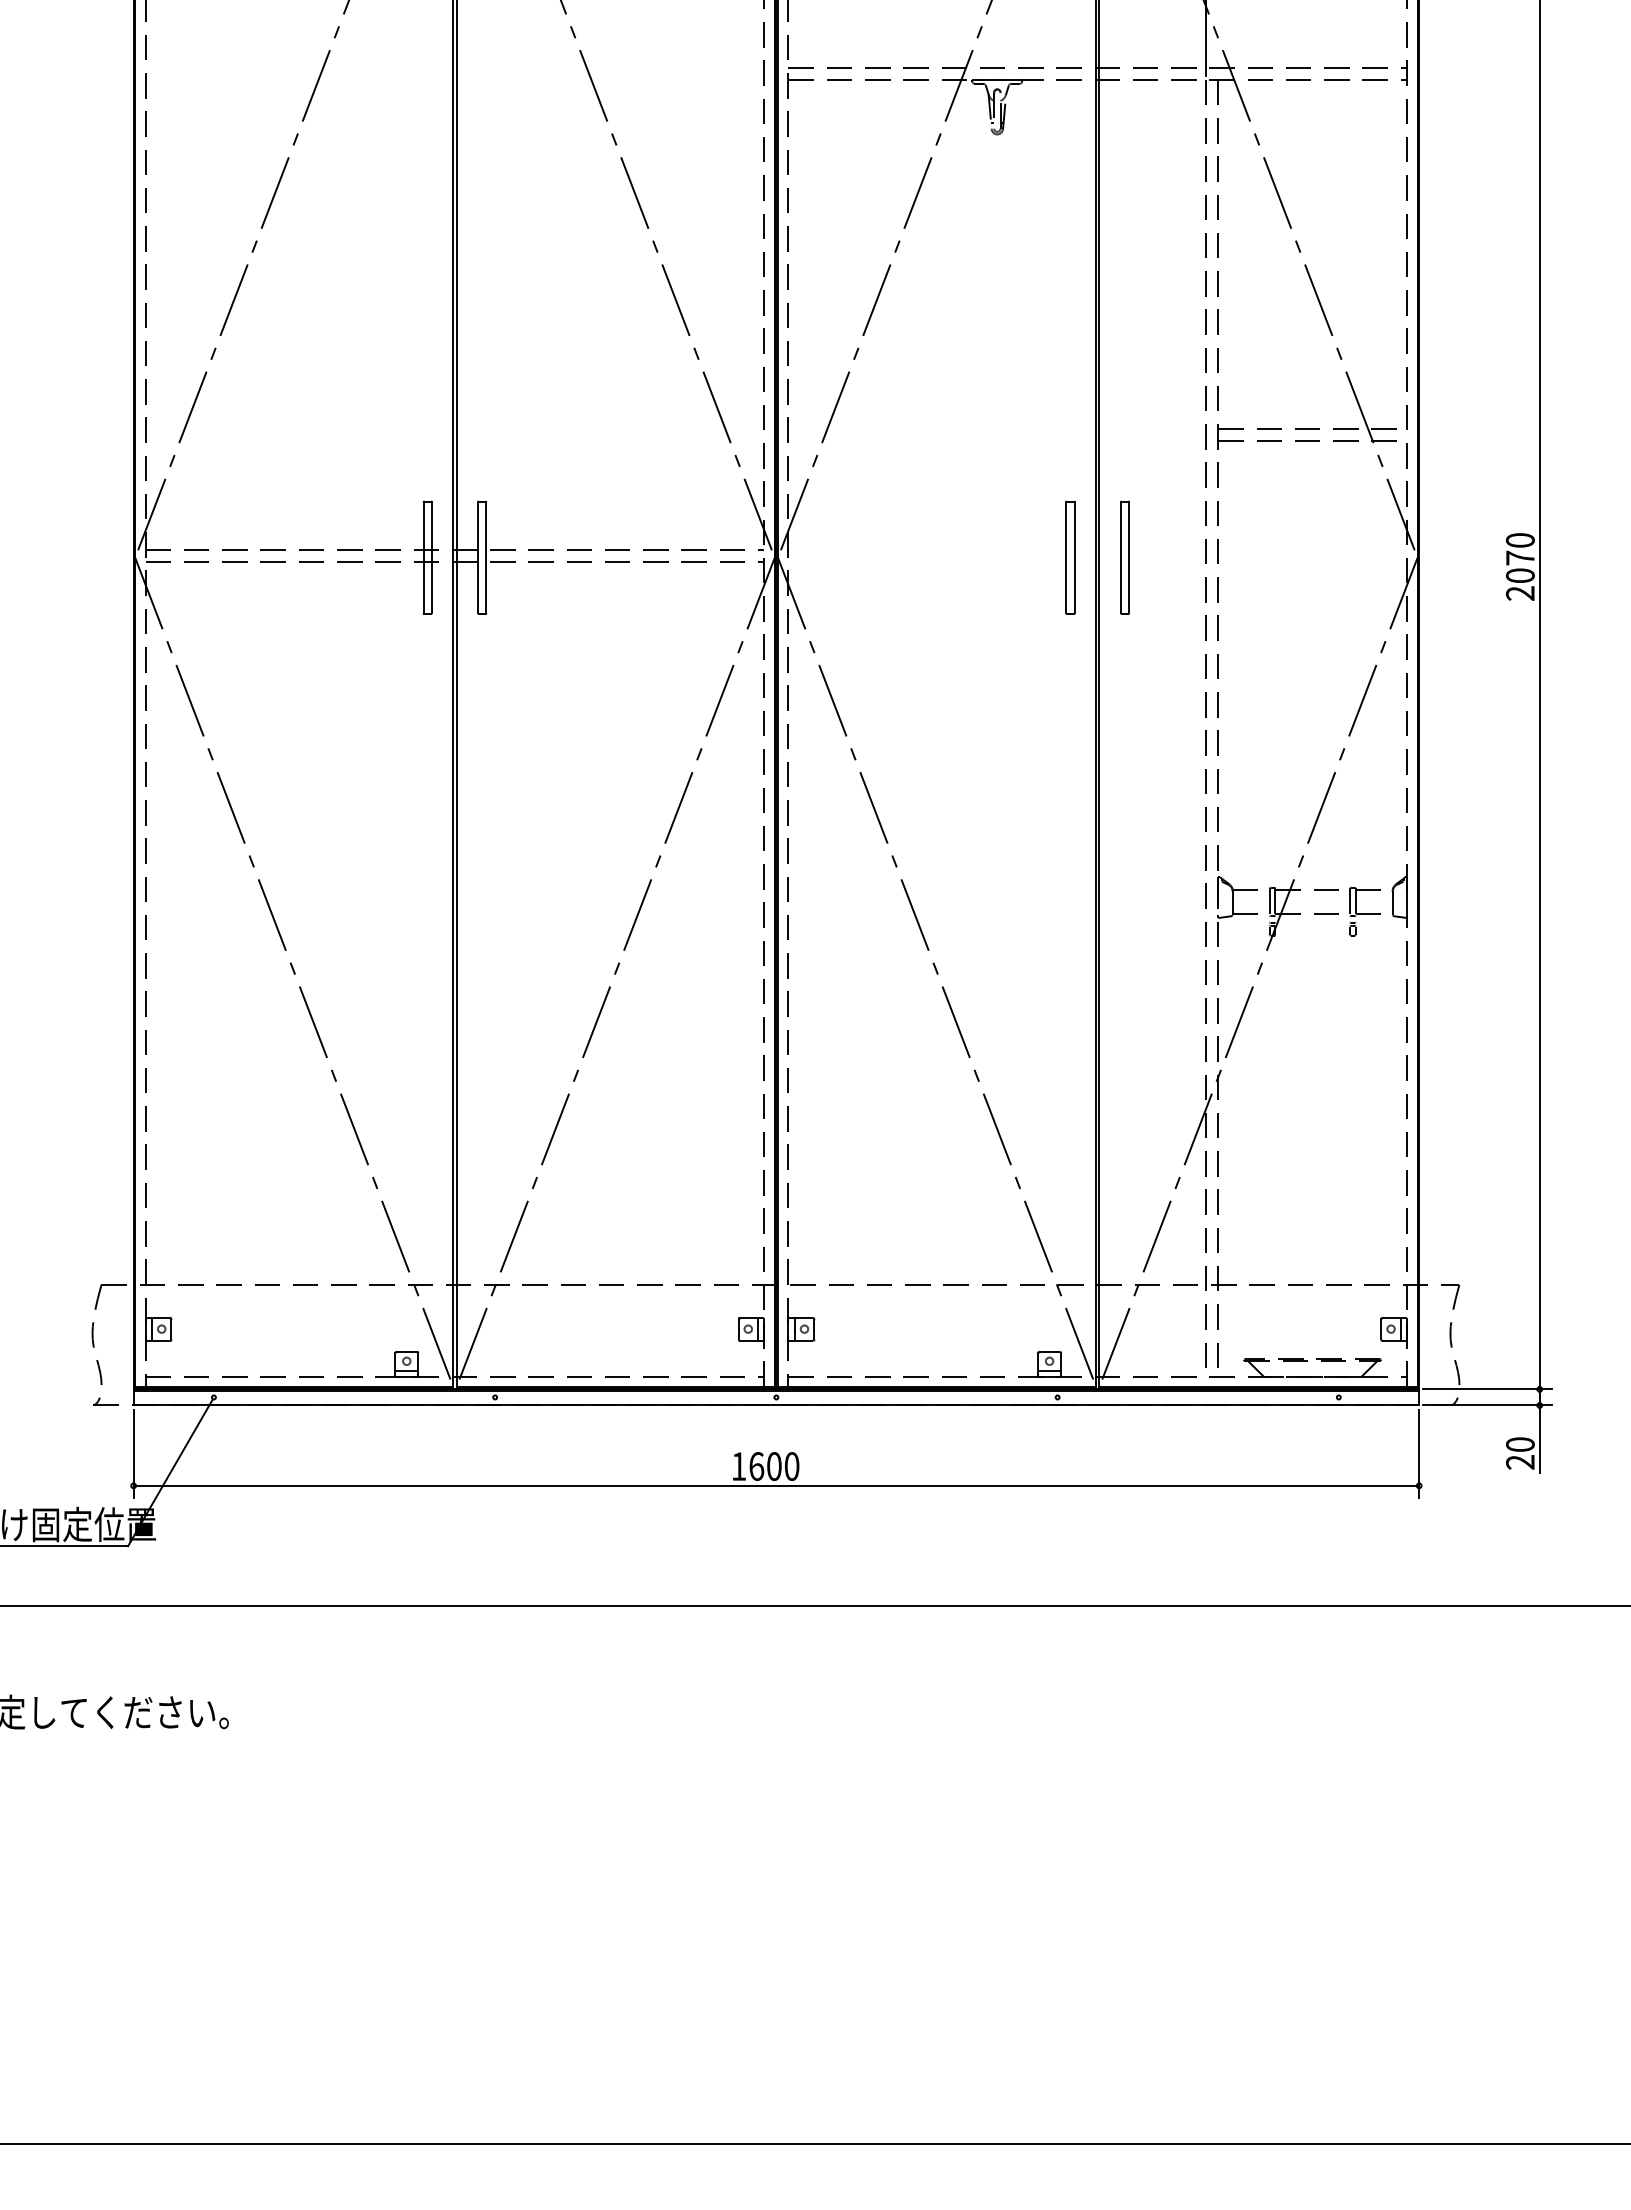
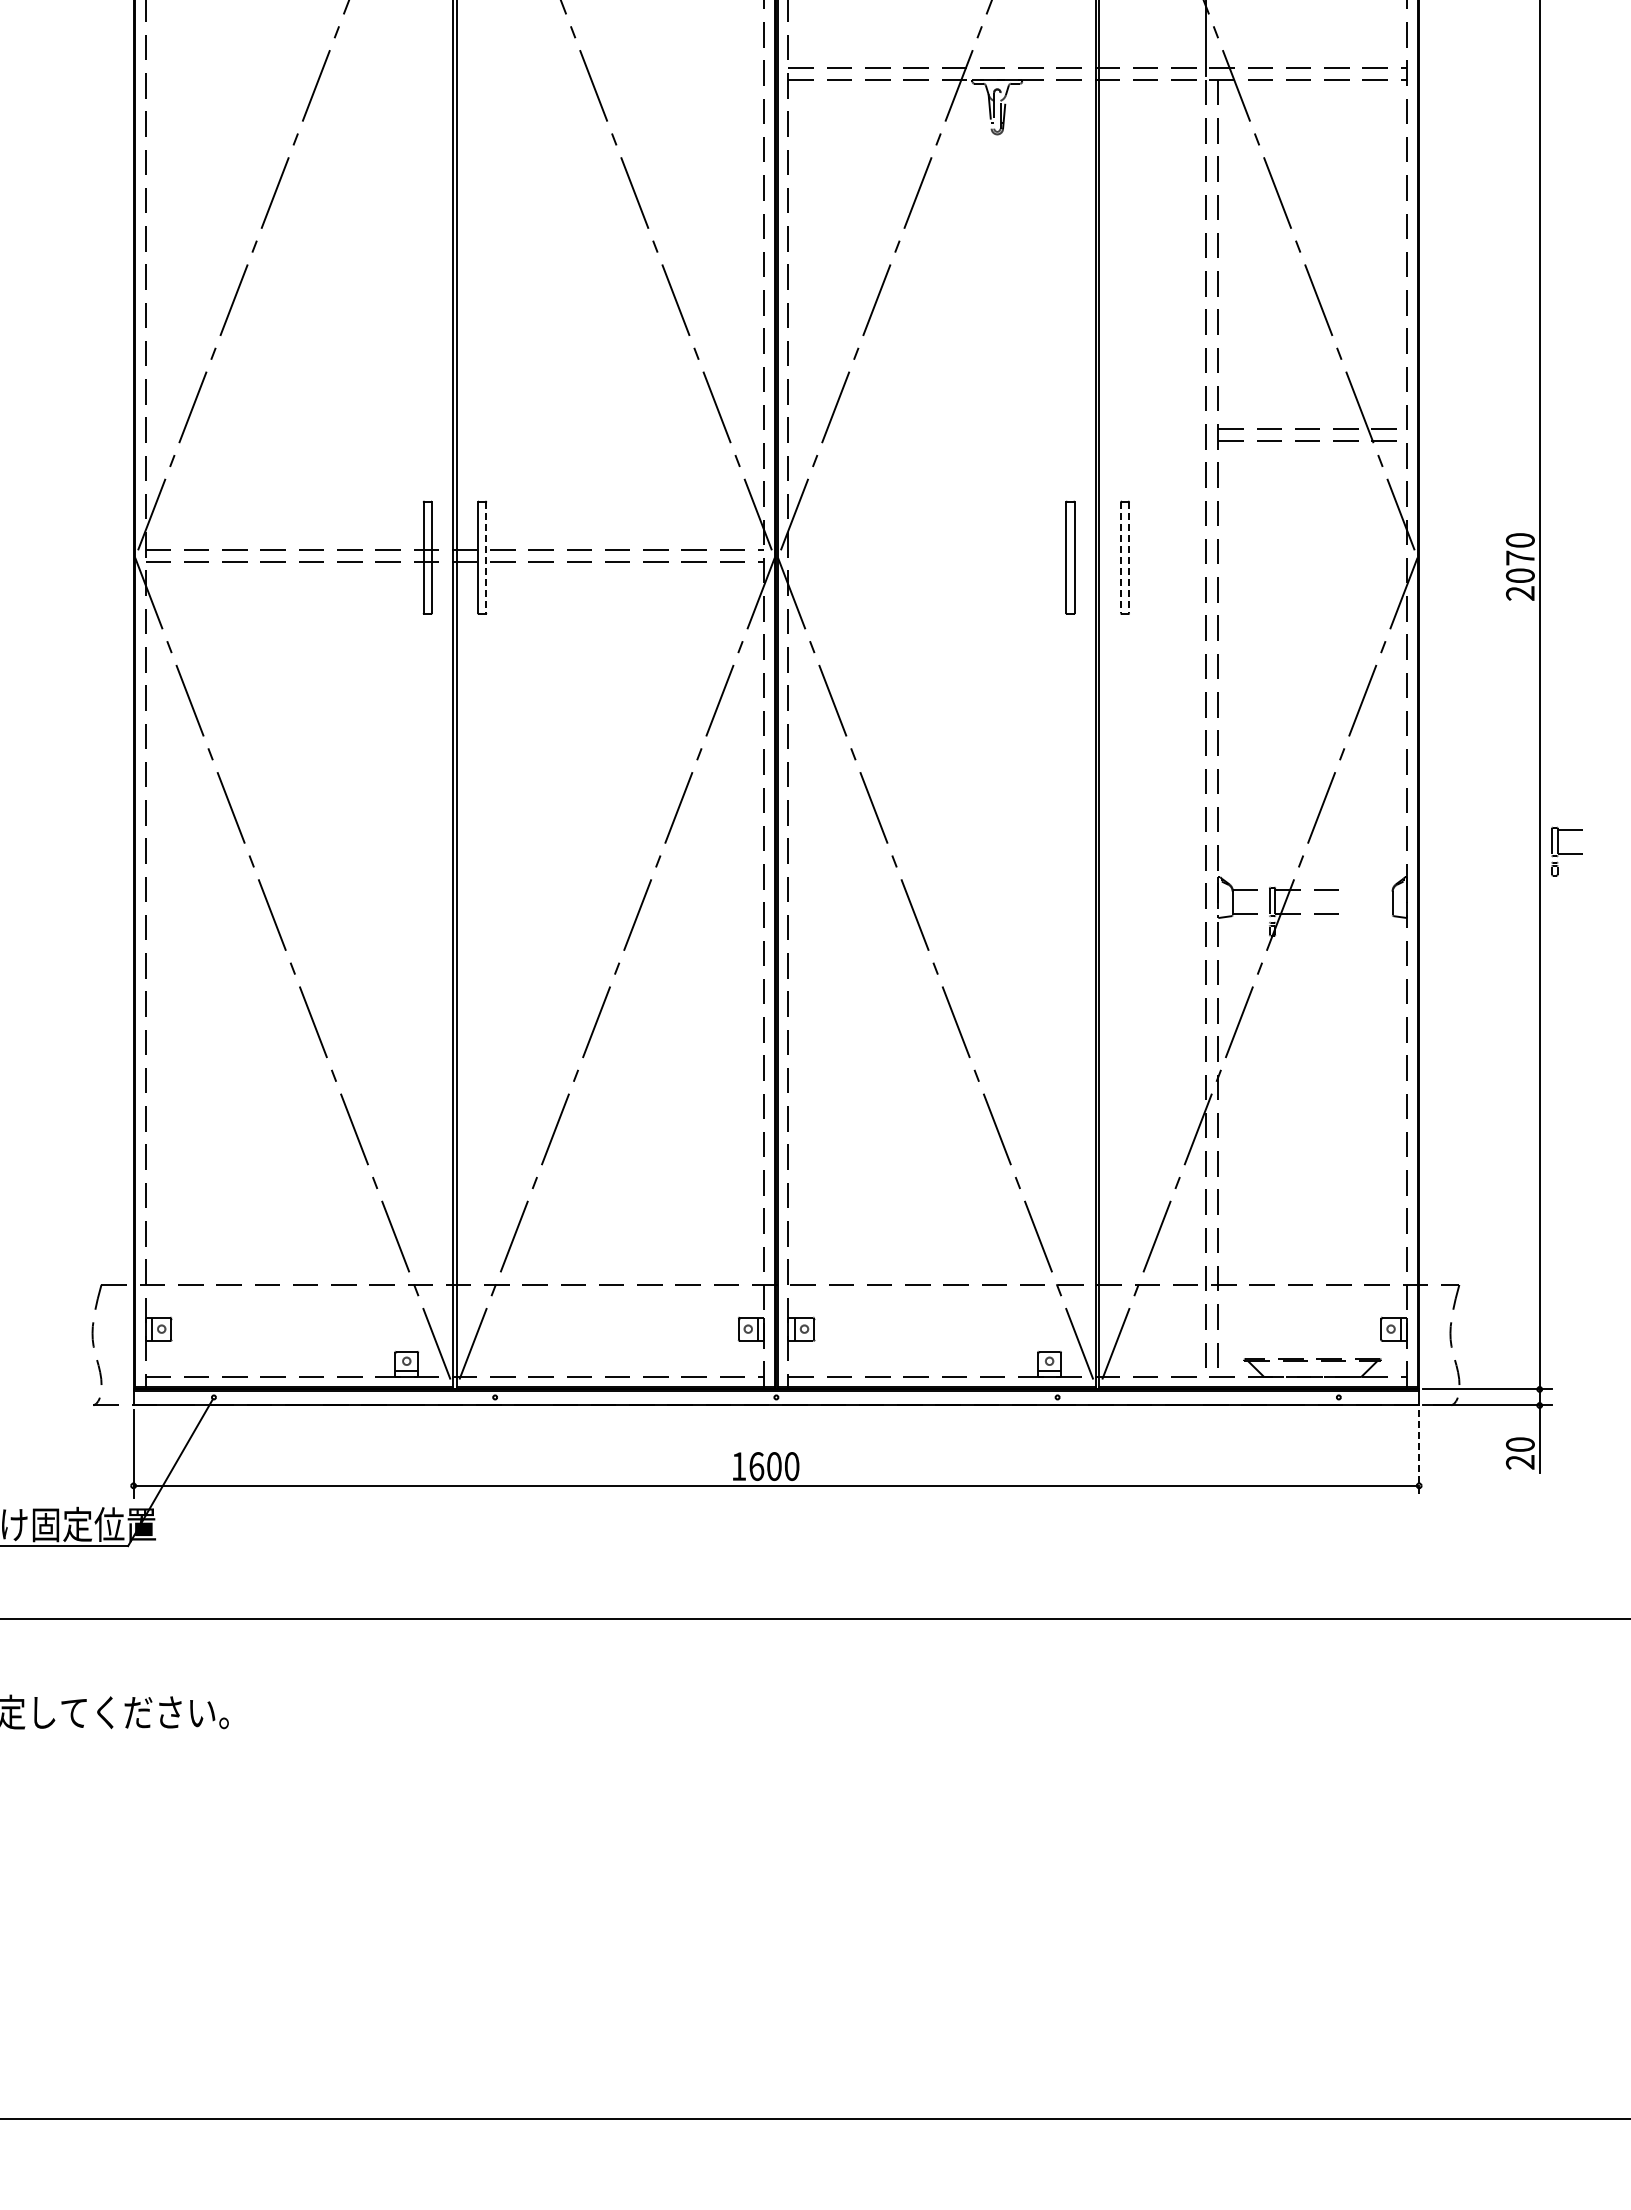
line: solid -> dashed (486, 558)
line: solid -> dashed (1121, 558)
line: solid -> dashed (1129, 558)
part position: (1364, 911) -> (1566, 851) (1566, 851)
line: solid -> dashed (1419, 1454)
line position: (814, 1606) -> (814, 1619) (814, 1619)
line position: (814, 2143) -> (814, 2118) (814, 2118)
